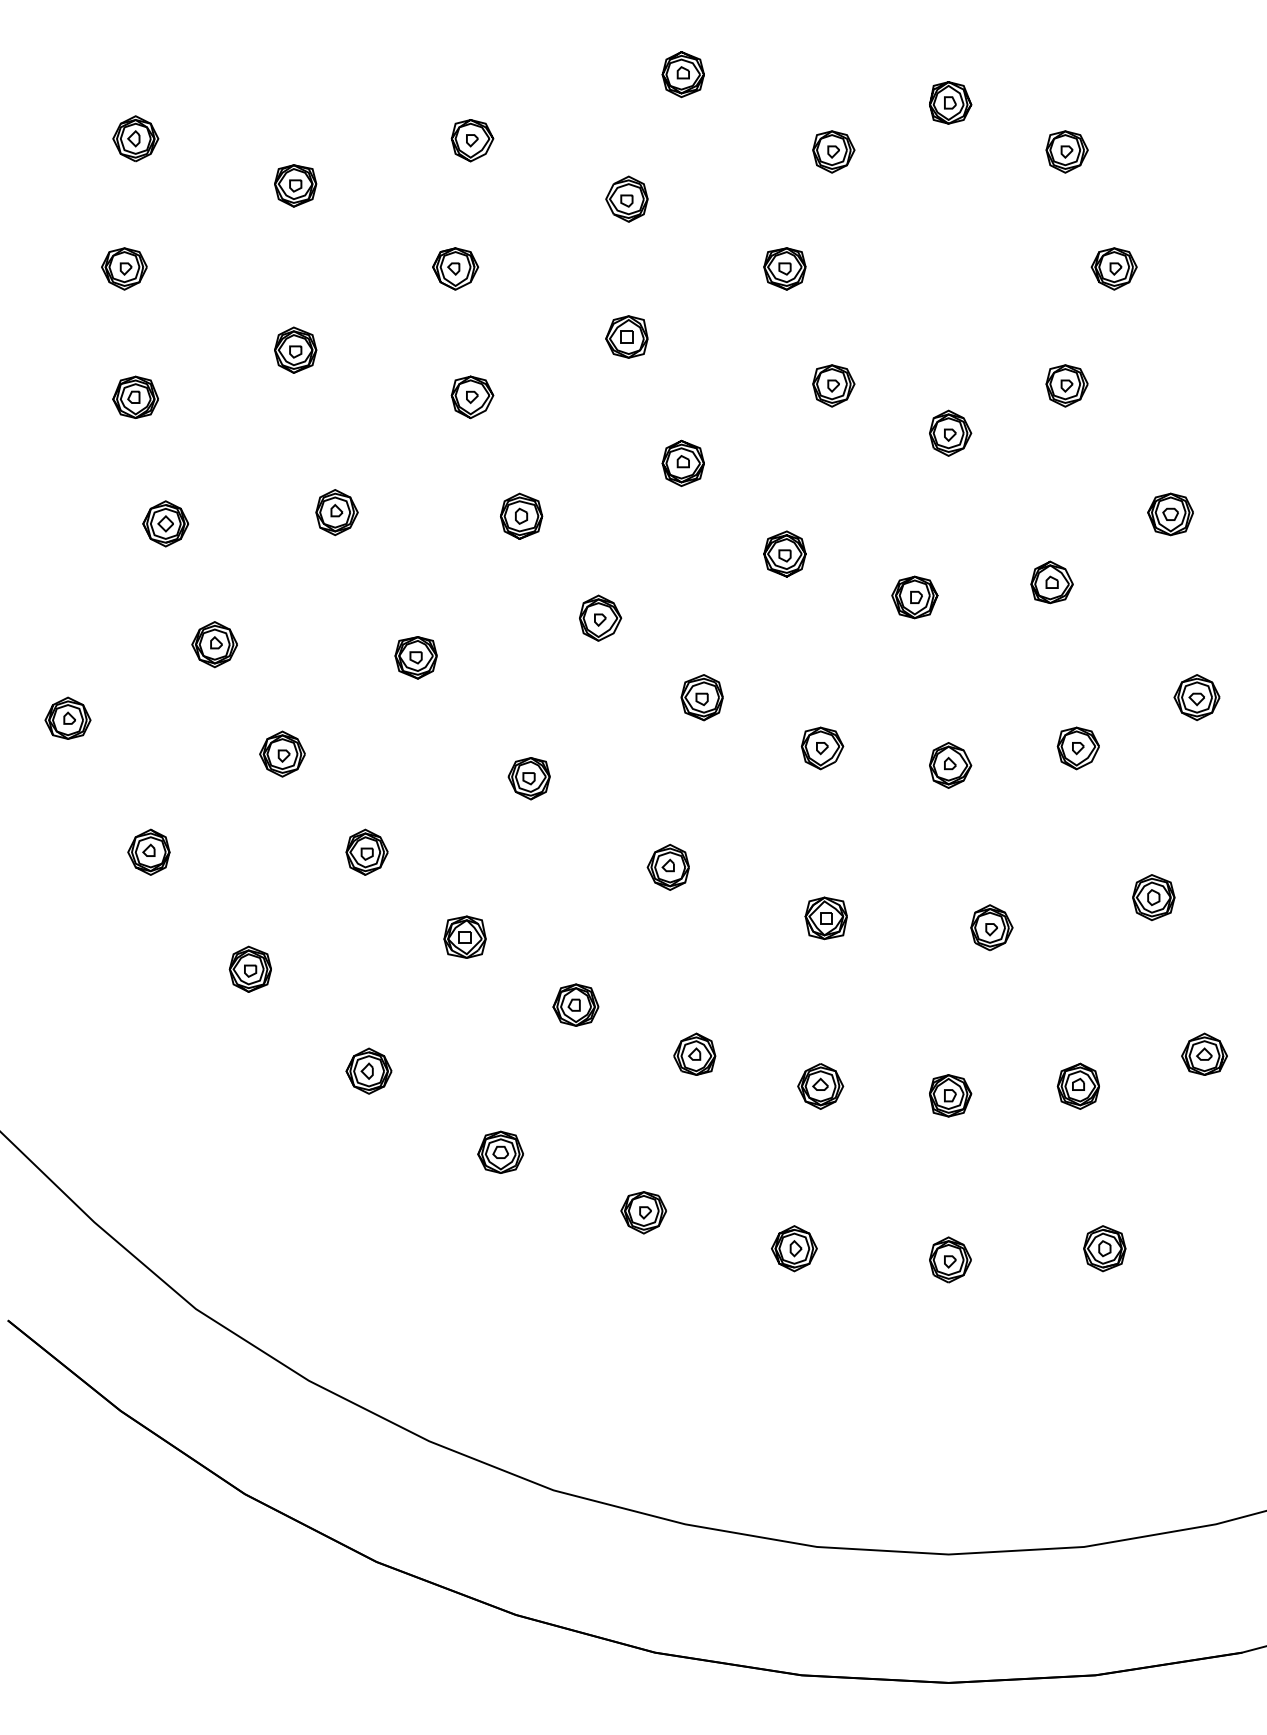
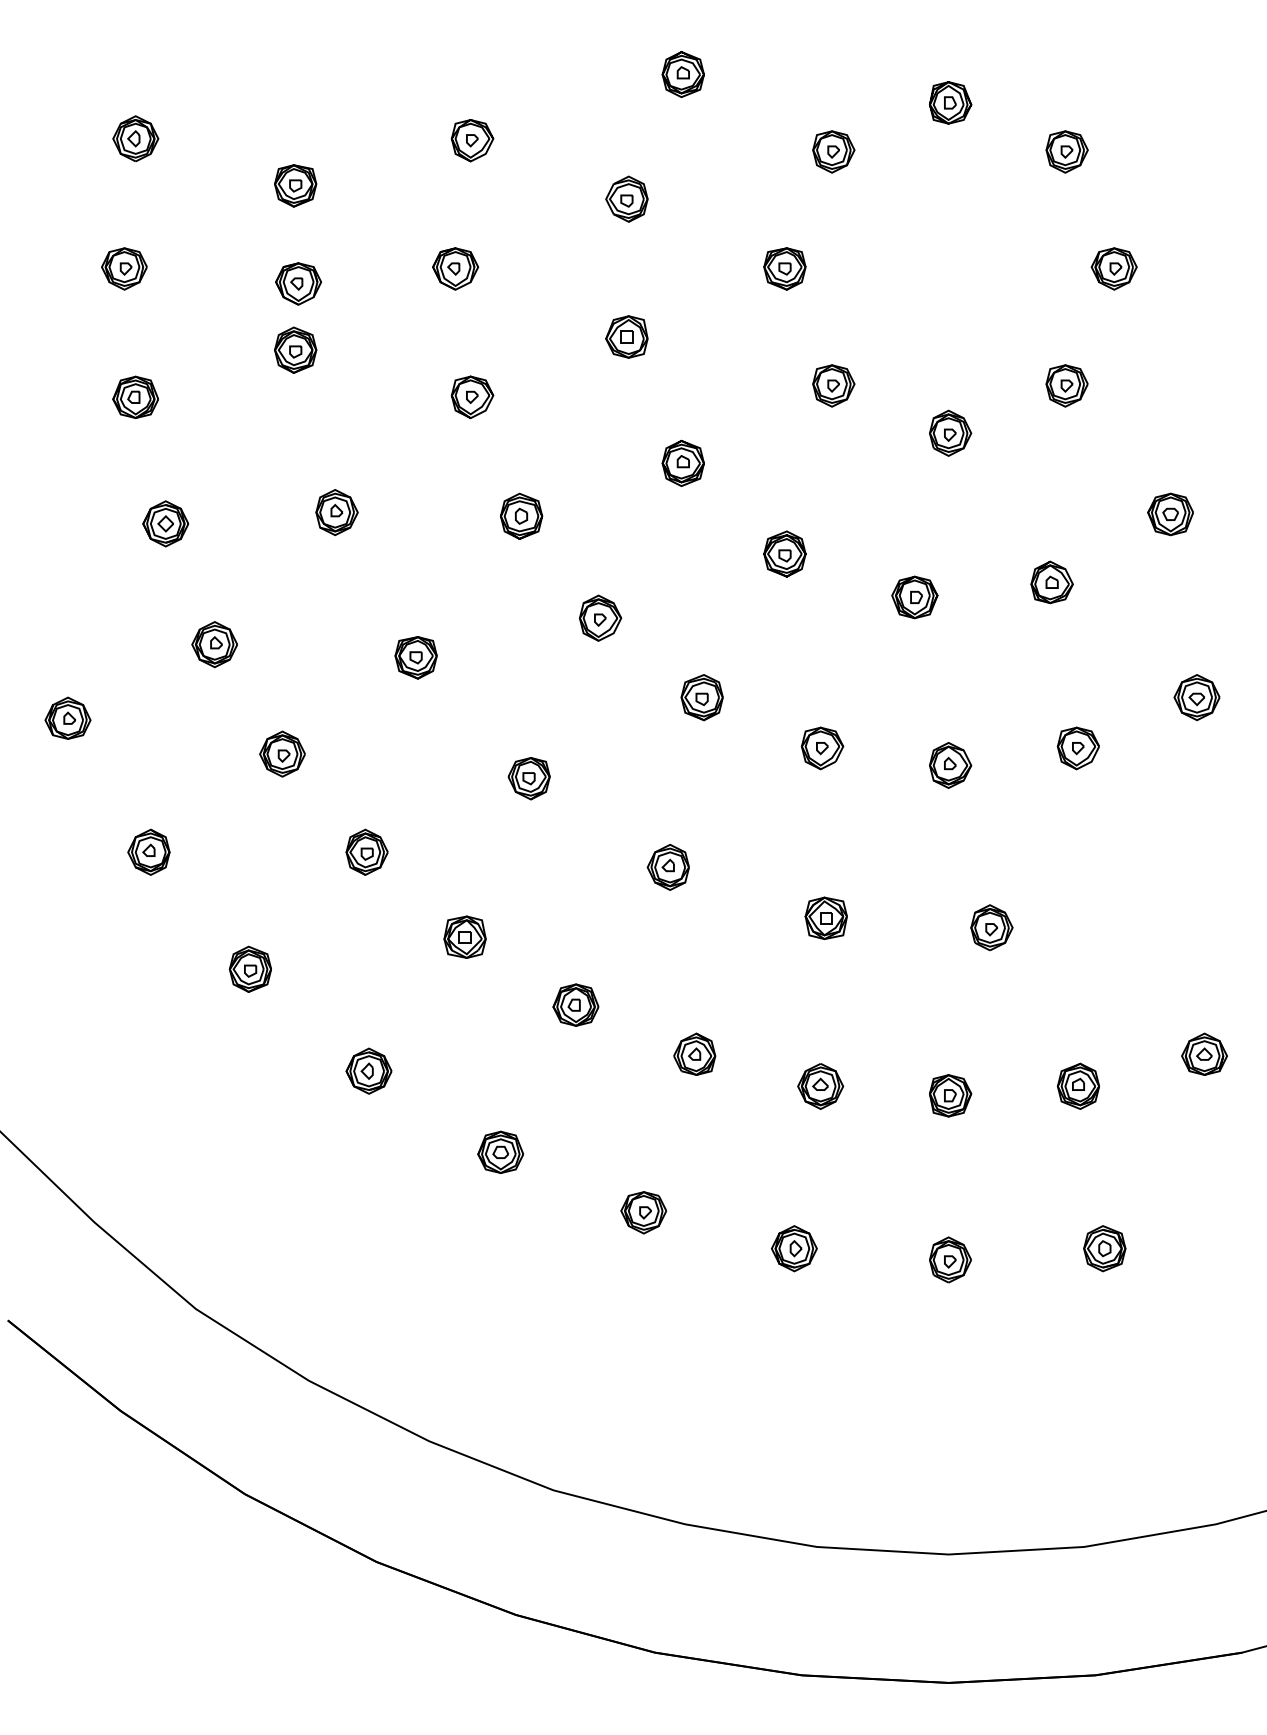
part: none -> present (298, 283)
part: present -> none (1153, 897)
